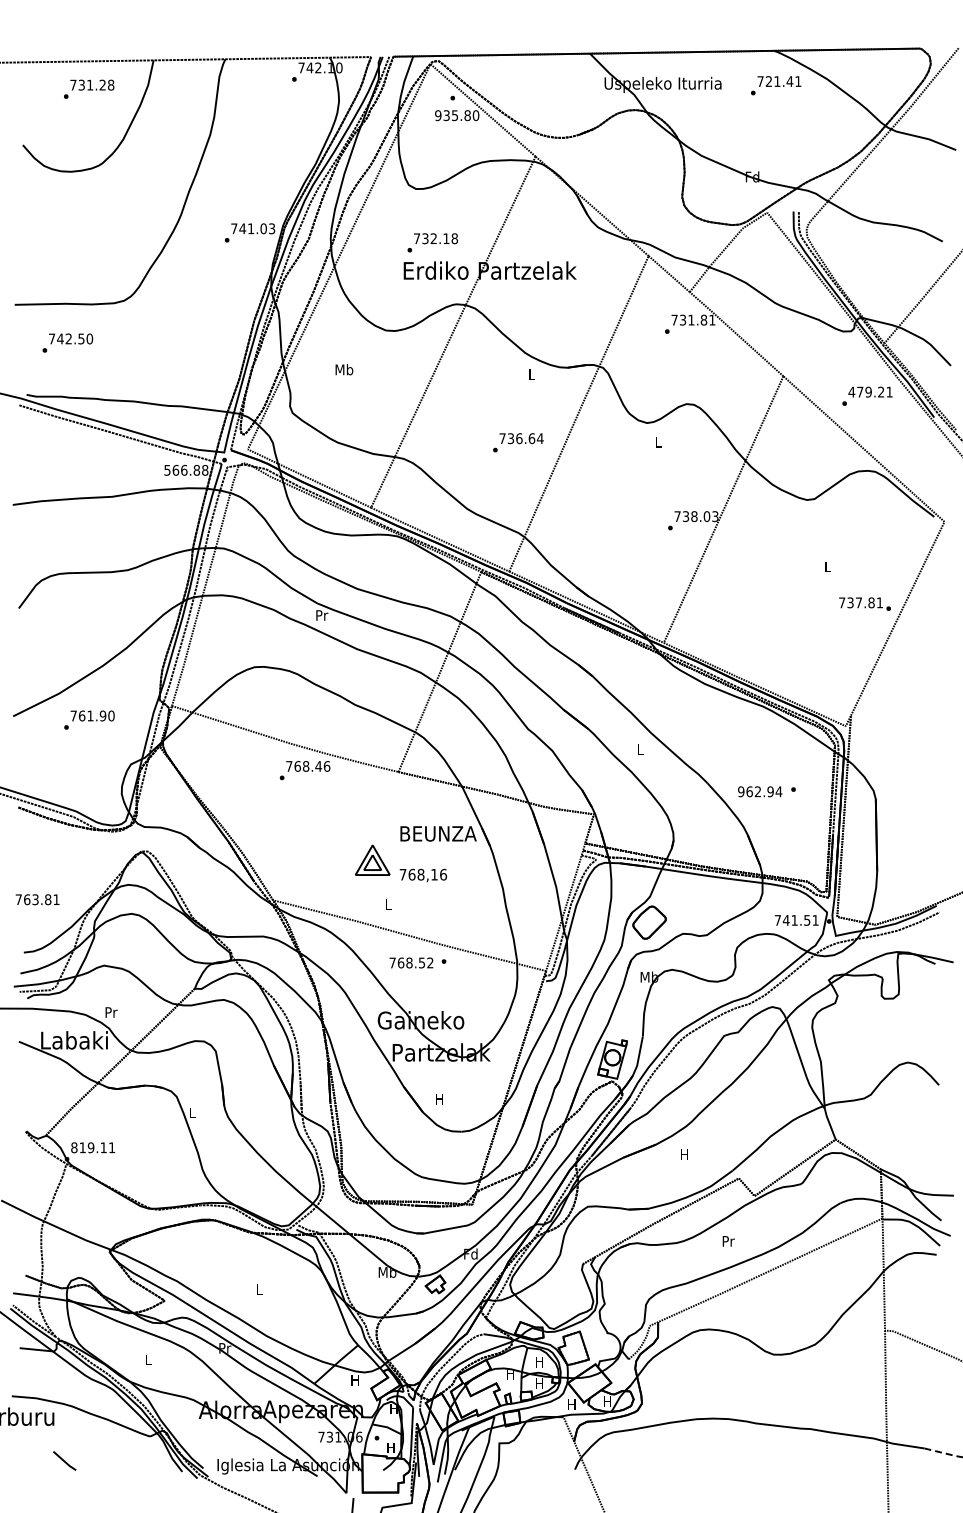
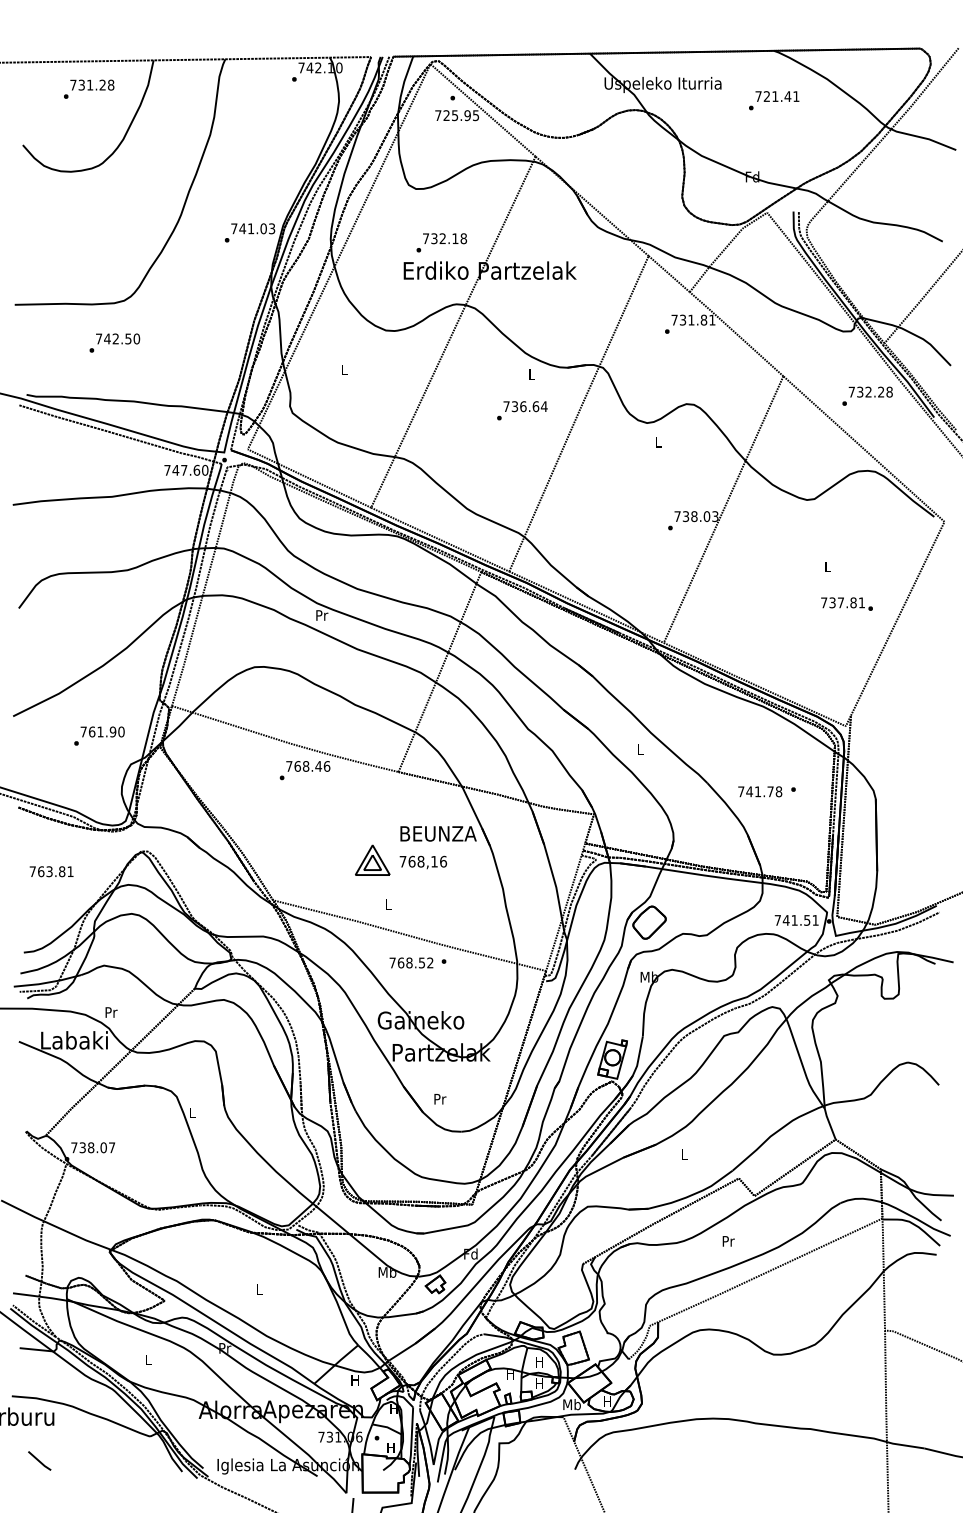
text position: (776, 85) -> (774, 100) (774, 100)
text: 935.80 -> 725.95 (457, 115)
text position: (432, 242) -> (441, 242) (441, 242)
text position: (67, 342) -> (114, 342) (114, 342)
text: Mb -> L (344, 369)
text: 479.21 -> 732.28 (870, 391)
text position: (518, 442) -> (522, 410) (522, 410)
text: 566.88 -> 747.60 (186, 469)
text position: (864, 603) -> (846, 603) (846, 603)
text position: (89, 719) -> (99, 735) (99, 735)
text: 962.94 -> 741.78 (759, 791)
text position: (422, 875) -> (422, 862) (422, 862)
text position: (37, 899) -> (51, 871) (51, 871)
text: H -> Pr (440, 1099)
text: 819.11 -> 738.07 (93, 1147)
text: H -> L (684, 1154)
text: H -> Mb (571, 1404)
line: dashed -> solid (944, 1453)
line position: (64, 1460) -> (39, 1460) (39, 1460)
